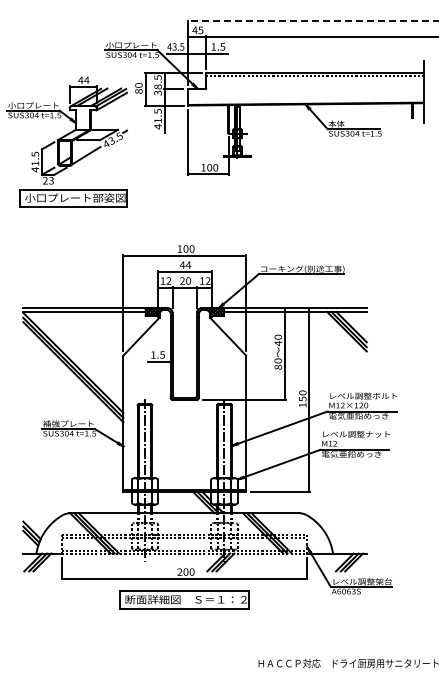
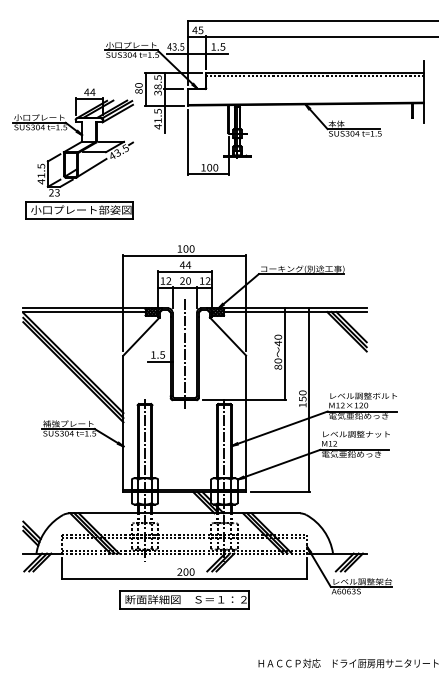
line: dashed -> solid (312, 21)
part position: (66, 141) -> (72, 153) (72, 153)
line: none -> present (184, 354)
